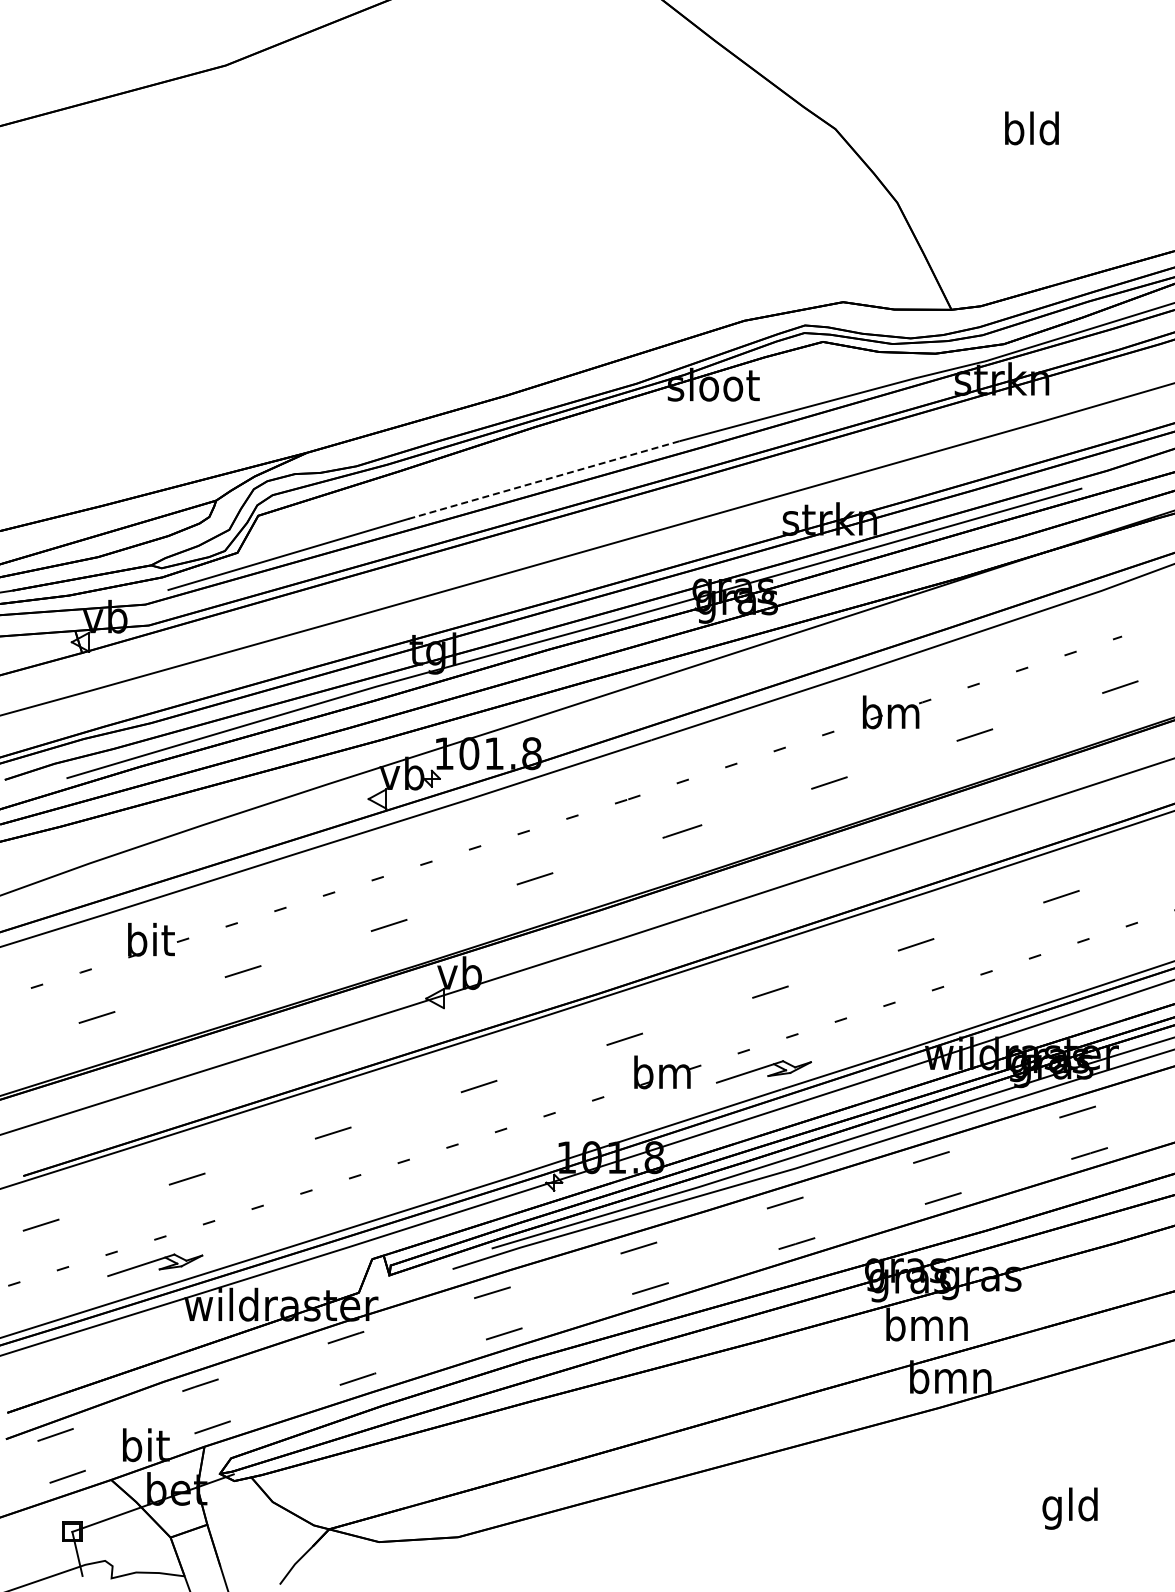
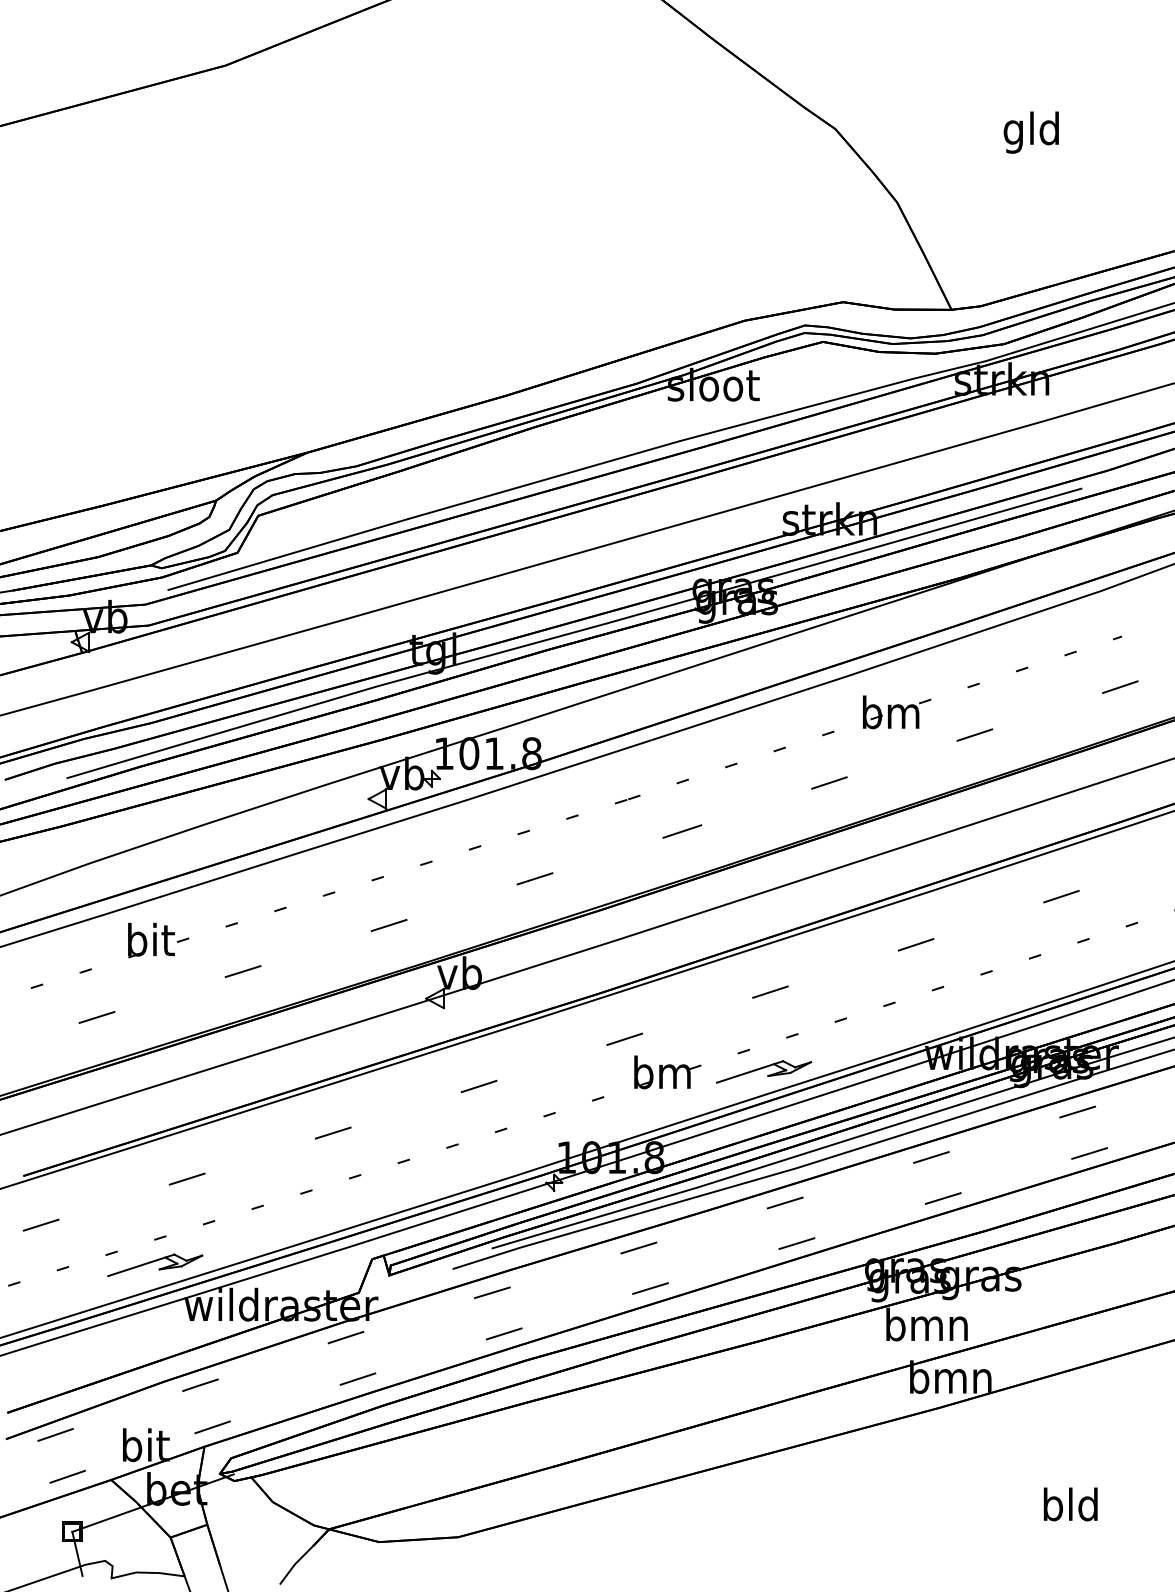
text: bld -> gld (1013, 132)
line: dashed -> solid (543, 480)
text: gld -> bld (1052, 1508)
